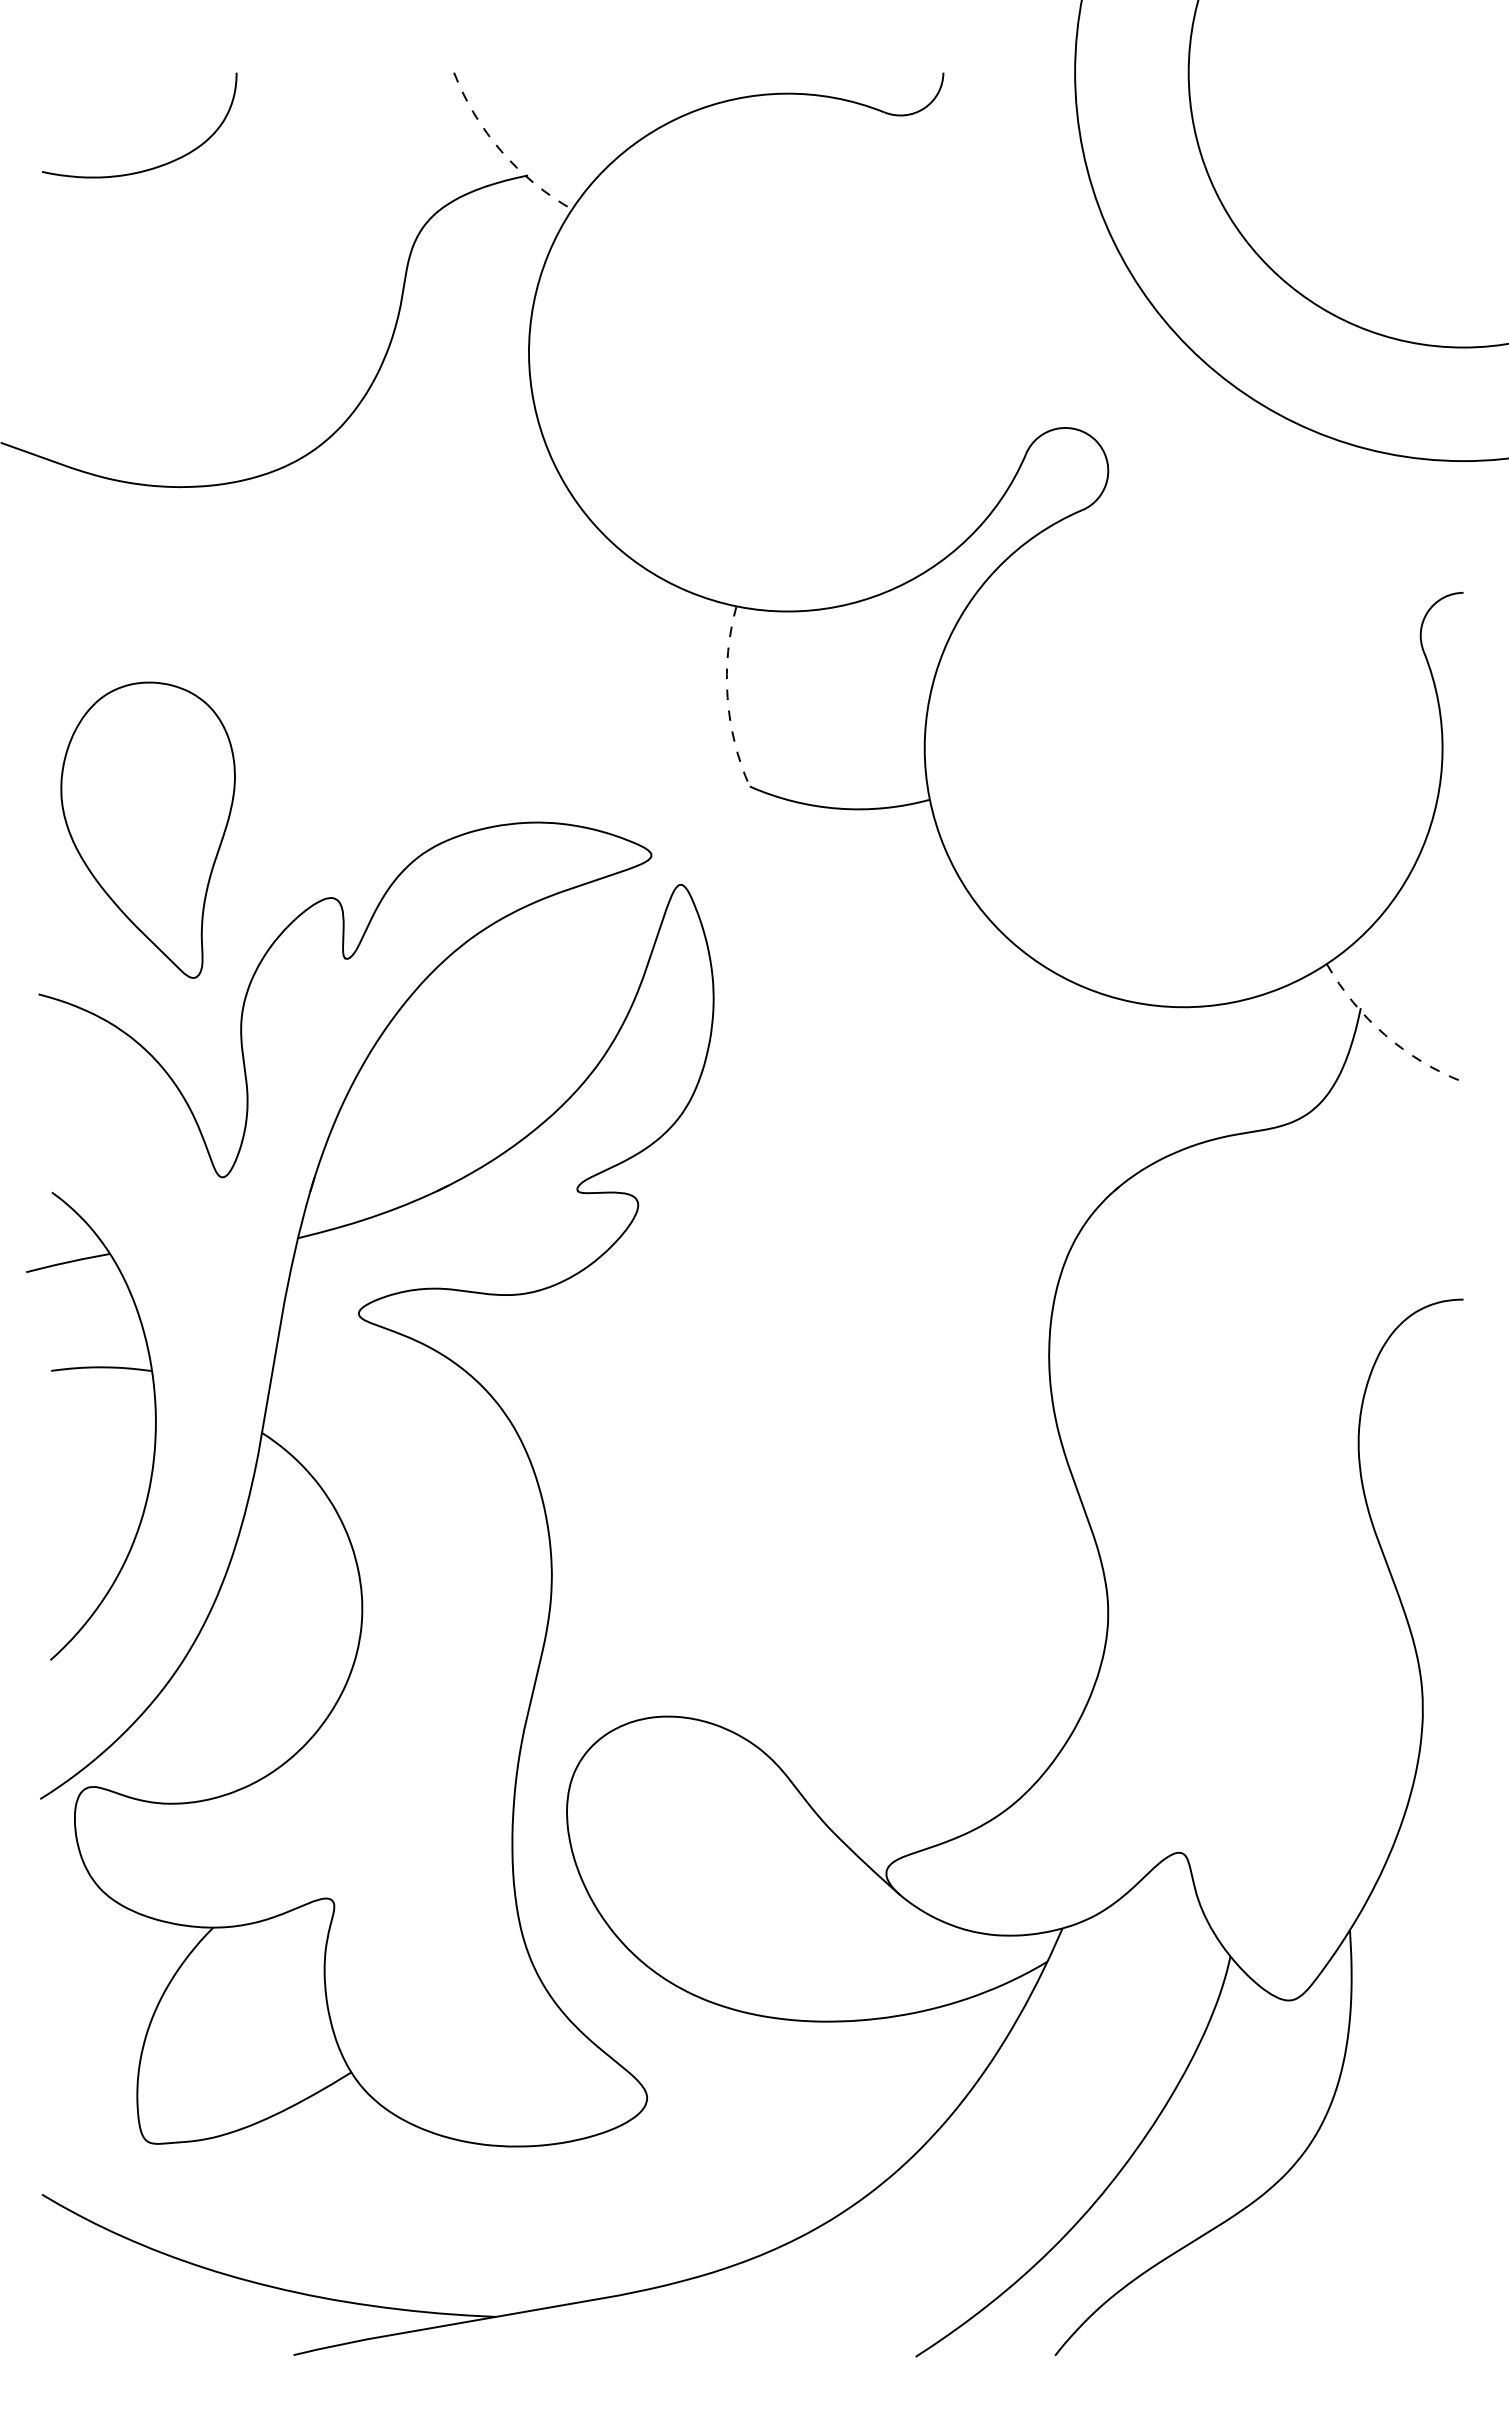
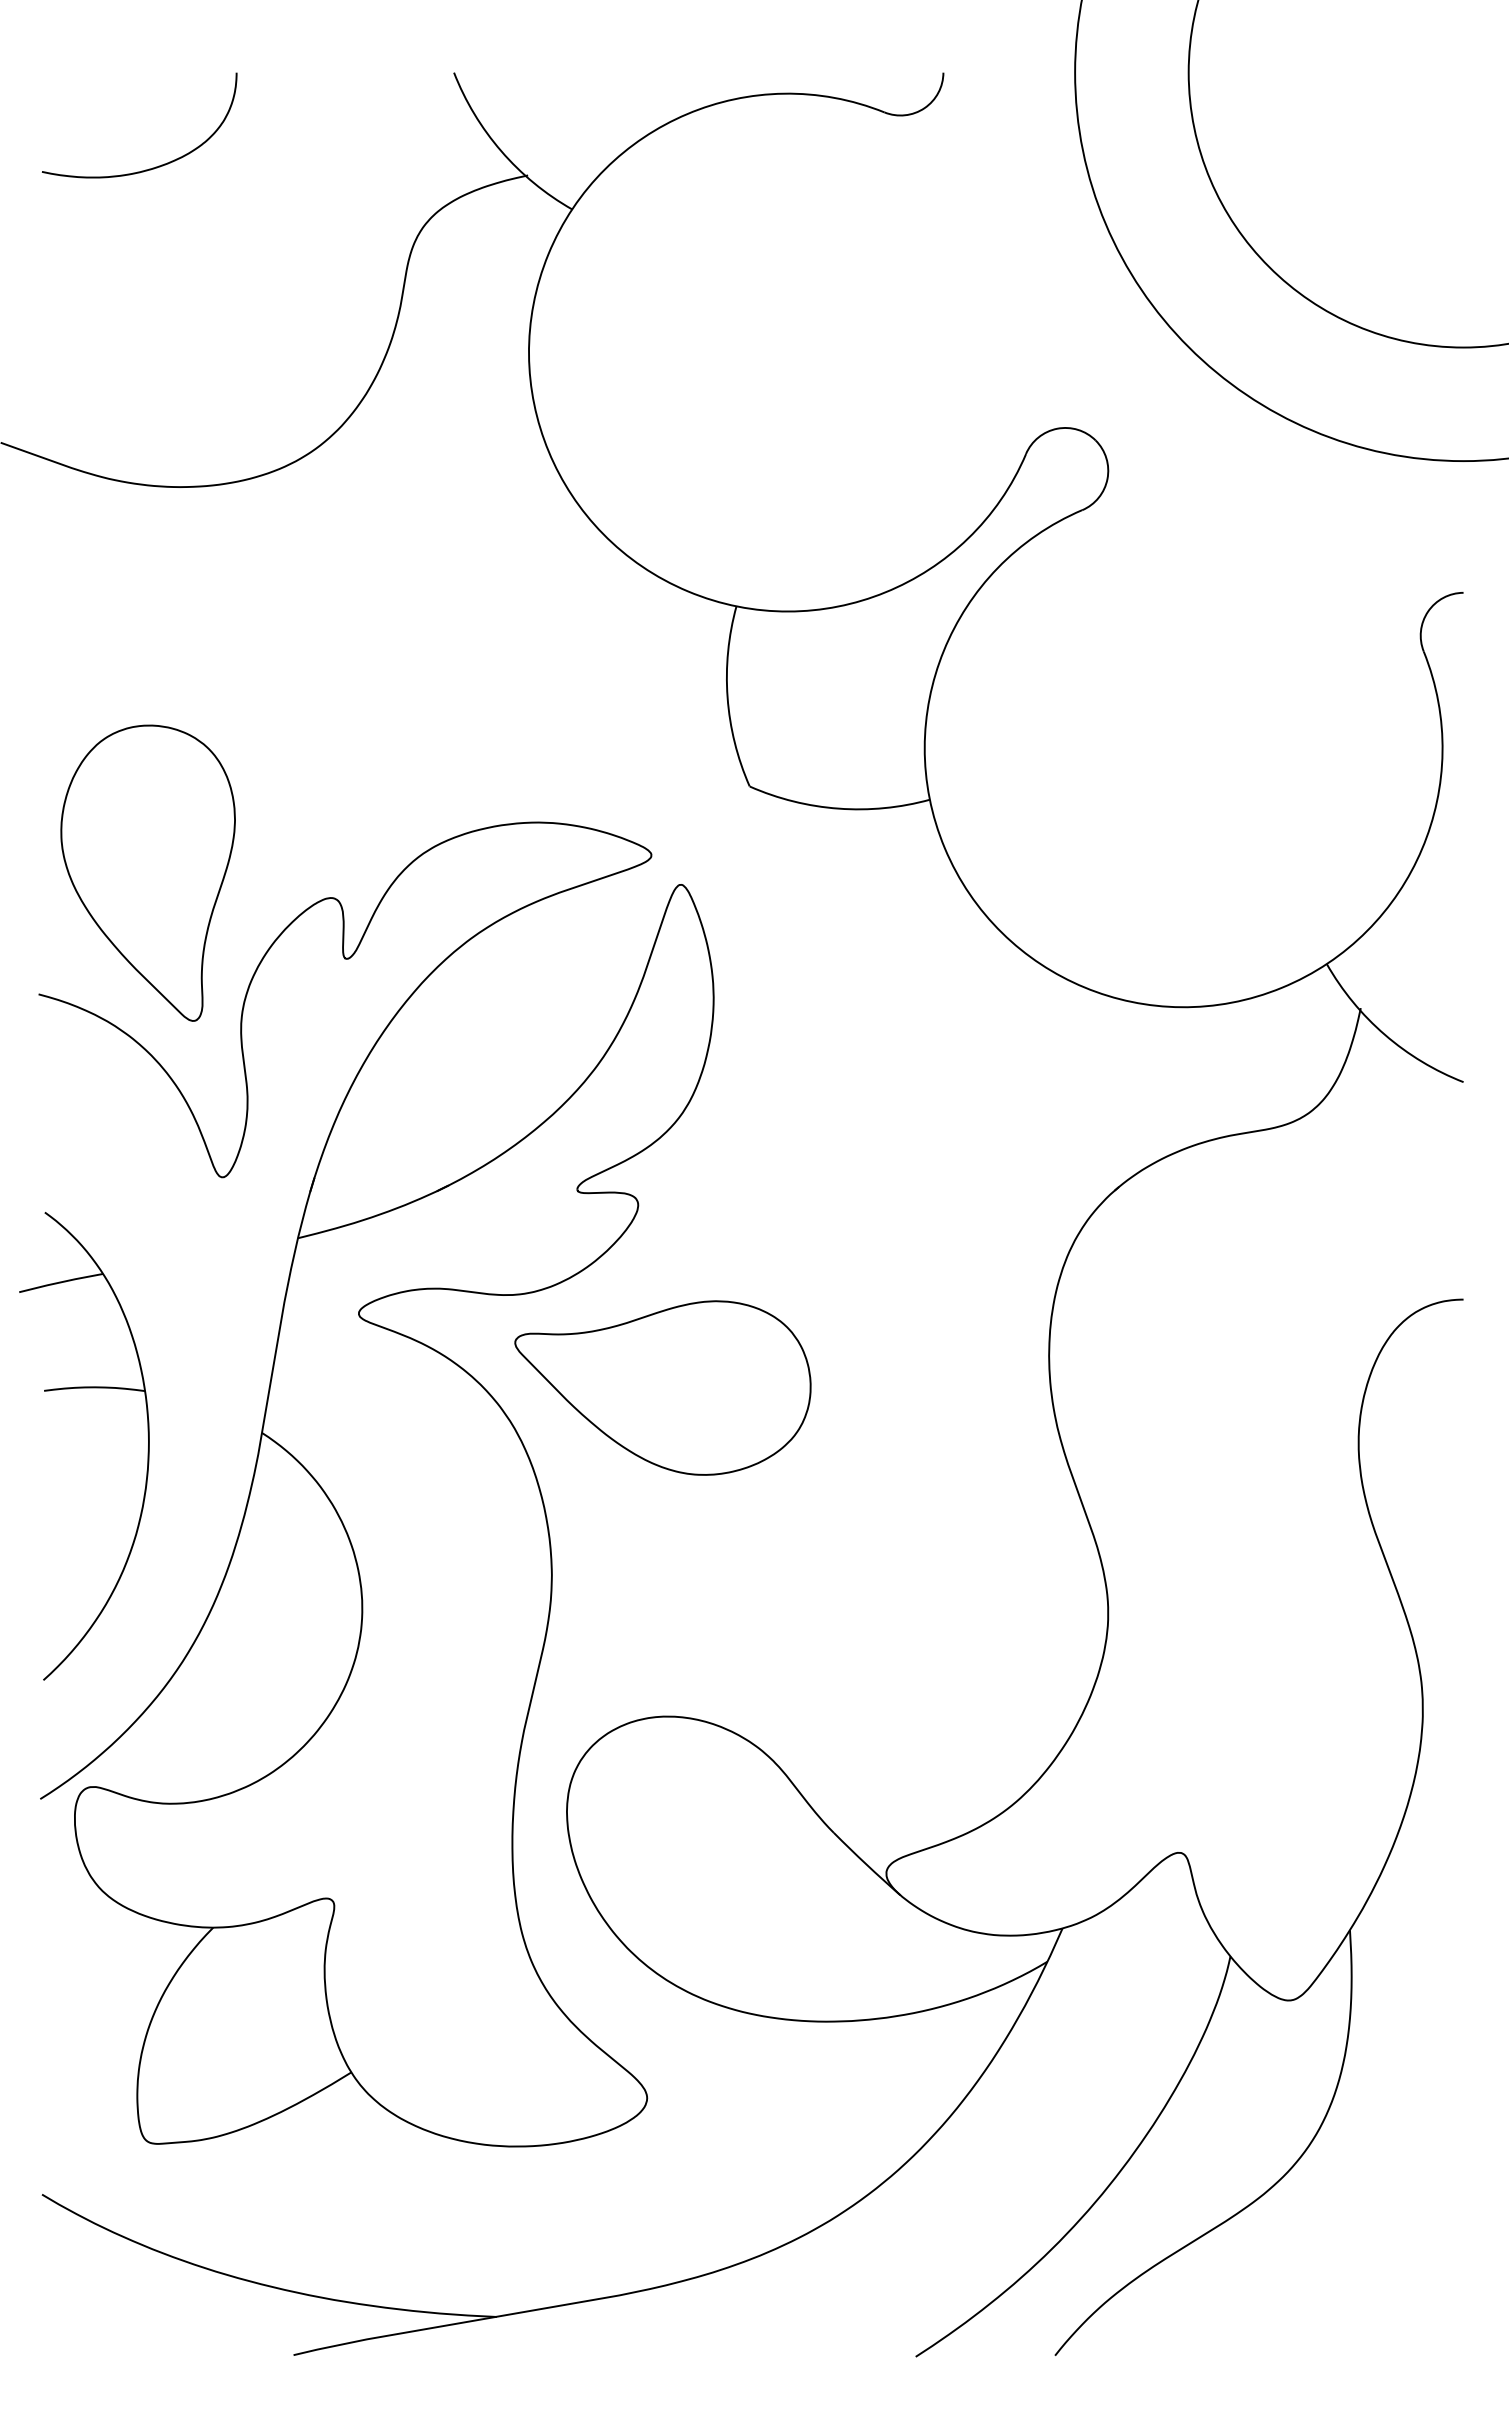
arc: dashed -> solid (501, 151)
arc: dashed -> solid (727, 697)
part position: (147, 829) -> (147, 872) (147, 872)
arc: dashed -> solid (1385, 1034)
part position: (91, 1368) -> (84, 1388) (84, 1388)
part: none -> present (662, 1387)
